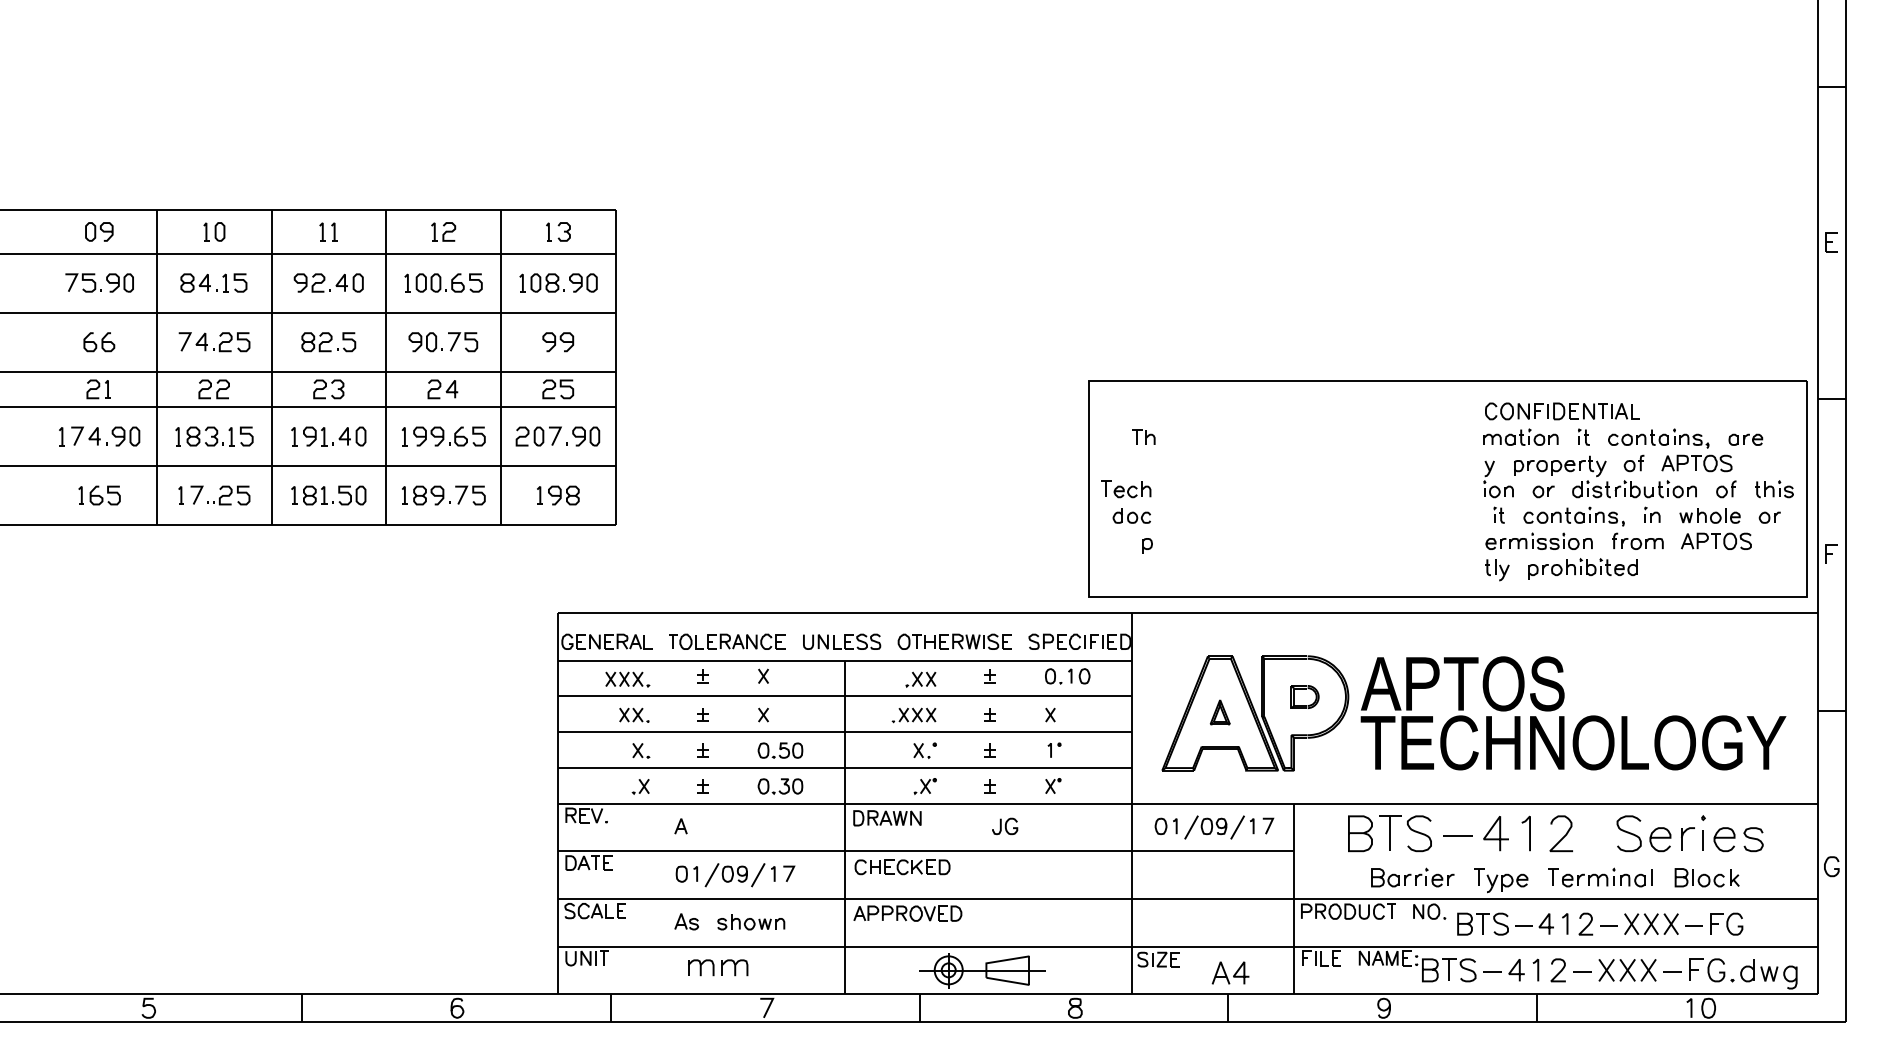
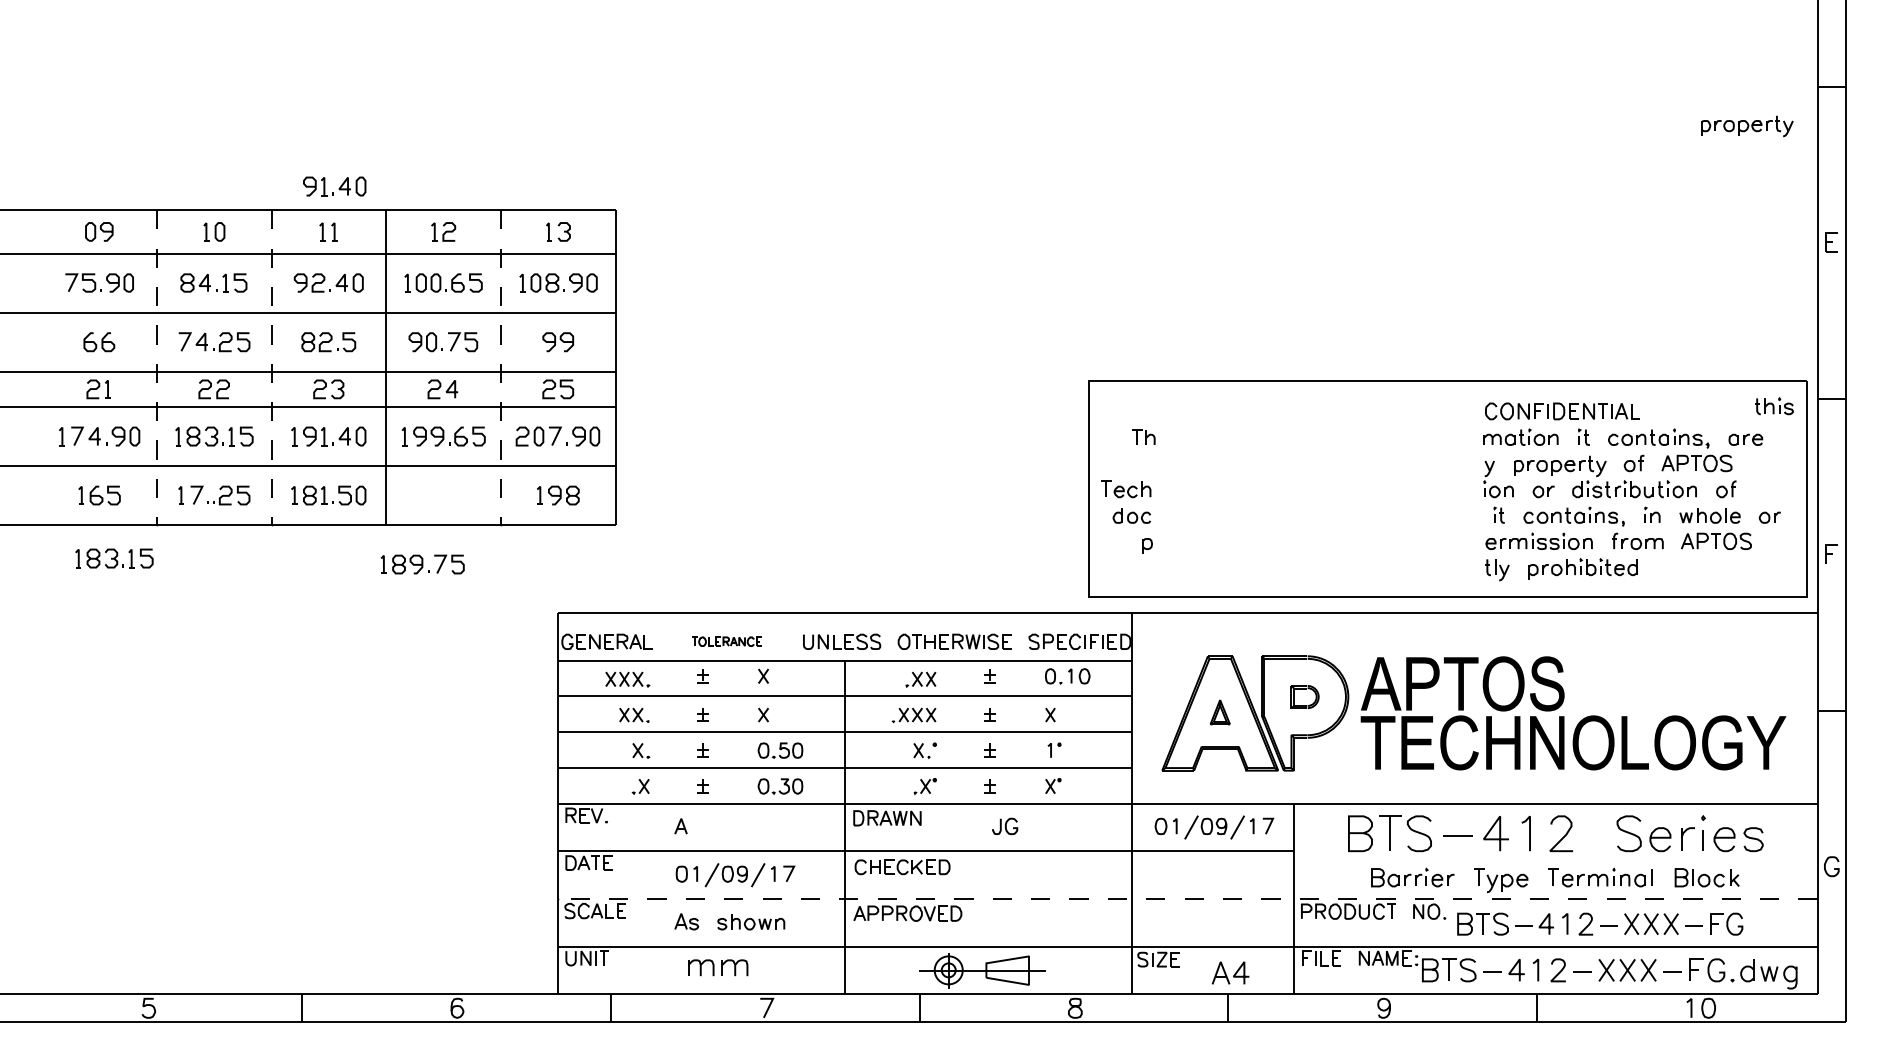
part: none -> present (1747, 126)
part: none -> present (334, 186)
line: solid -> dashed (156, 368)
line: solid -> dashed (271, 368)
line: solid -> dashed (500, 368)
part position: (1774, 489) -> (1774, 406) (1774, 406)
part position: (443, 495) -> (422, 564) (422, 564)
part: none -> present (114, 558)
part size: 117x17 px -> 70x11 px (726, 641)
line: solid -> dashed (1187, 898)
